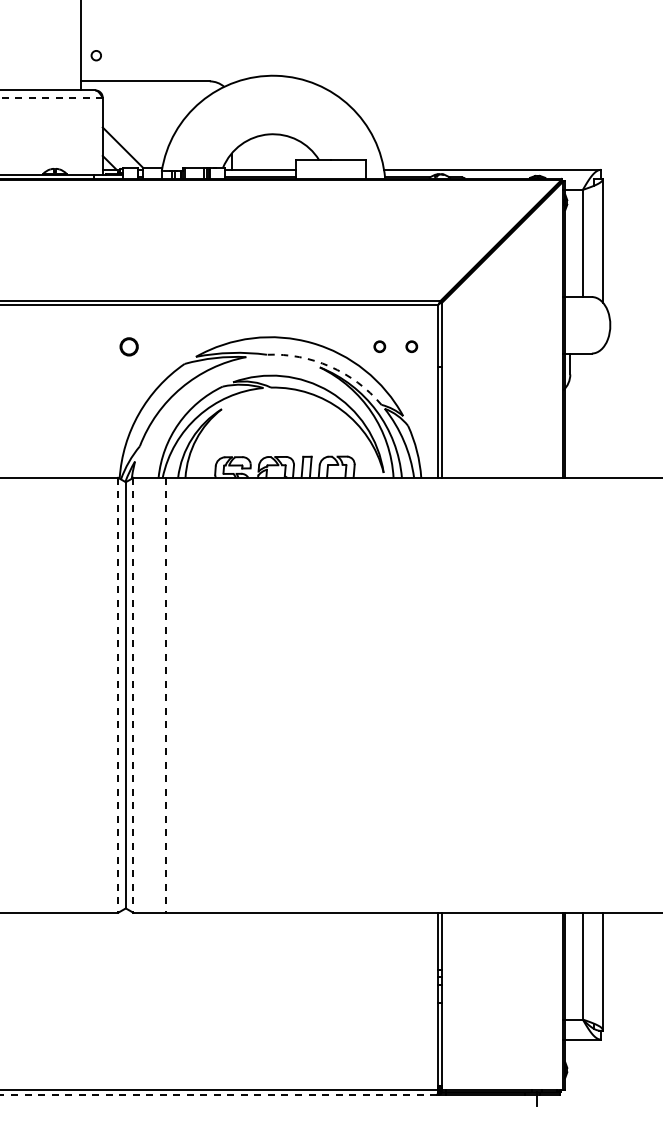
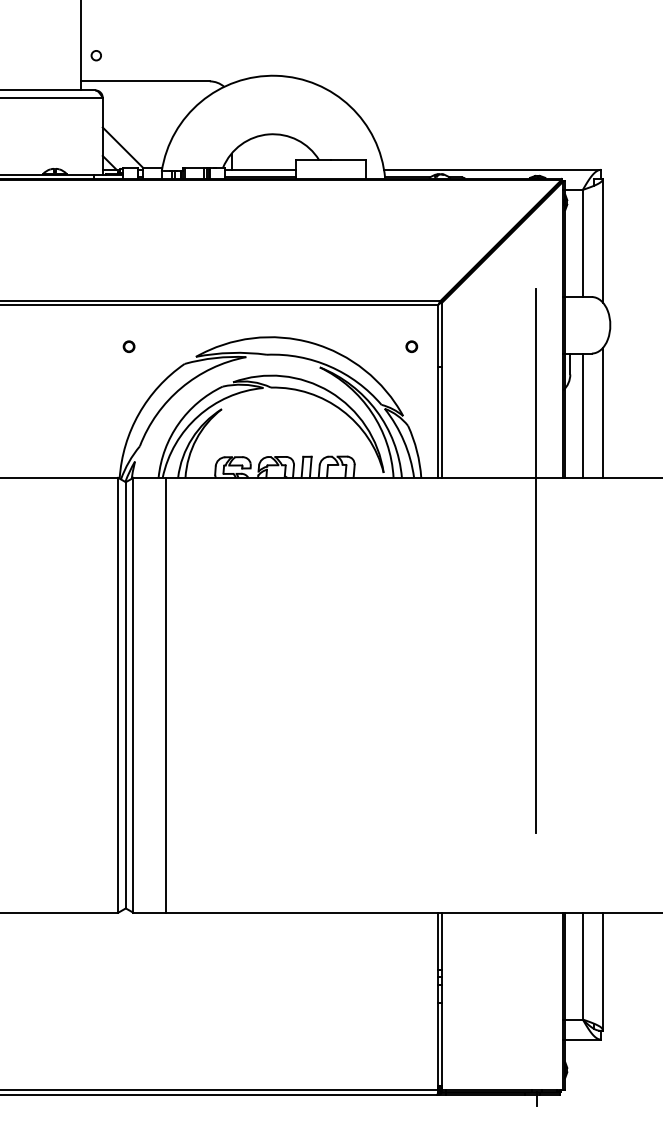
line: dashed -> solid (51, 97)
part size: 20x20 px -> 14x13 px (128, 346)
part: present -> none (379, 346)
arc: dashed -> solid (330, 366)
line: none -> present (602, 412)
line: none -> present (582, 415)
line: none -> present (535, 561)
line: dashed -> solid (118, 695)
line: dashed -> solid (133, 695)
line: dashed -> solid (166, 695)
line: dashed -> solid (218, 1094)
